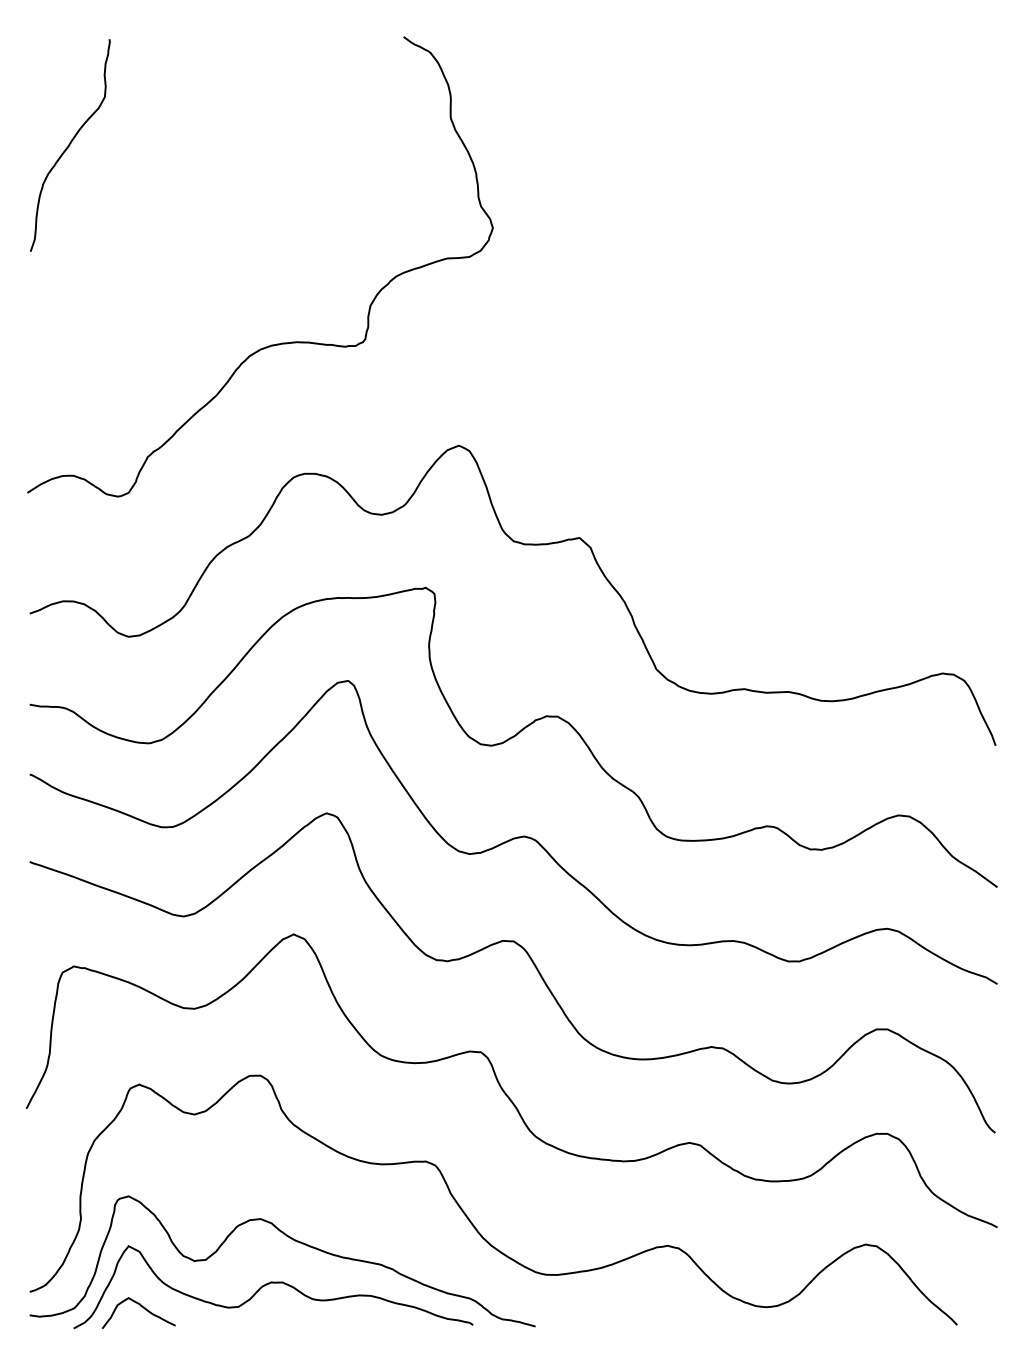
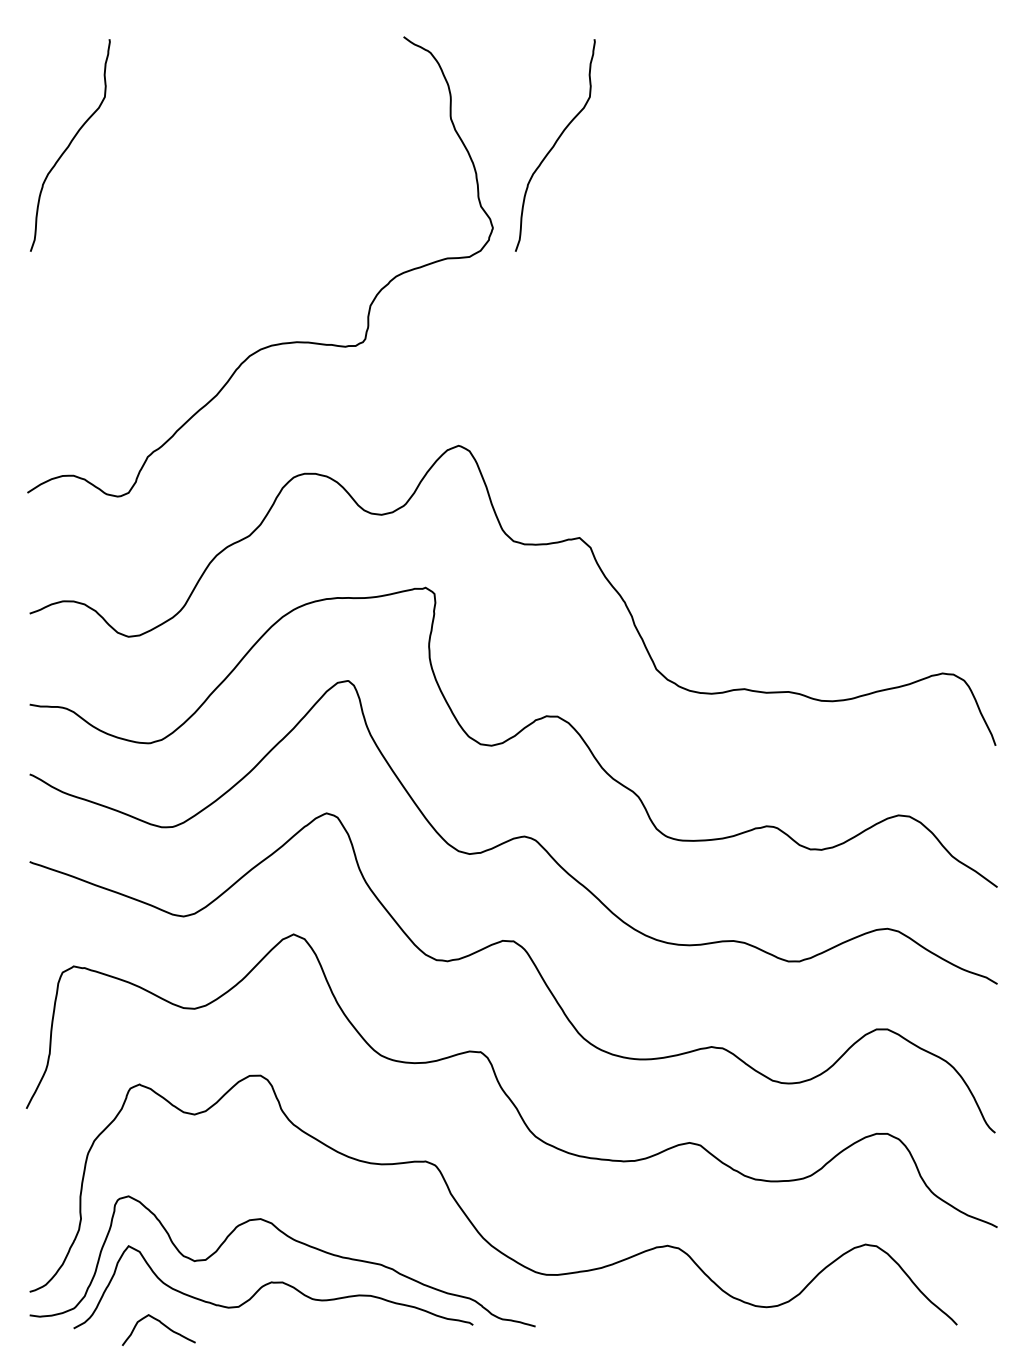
curve: none -> present (555, 145)
curve position: (141, 1307) -> (161, 1324) (161, 1324)
